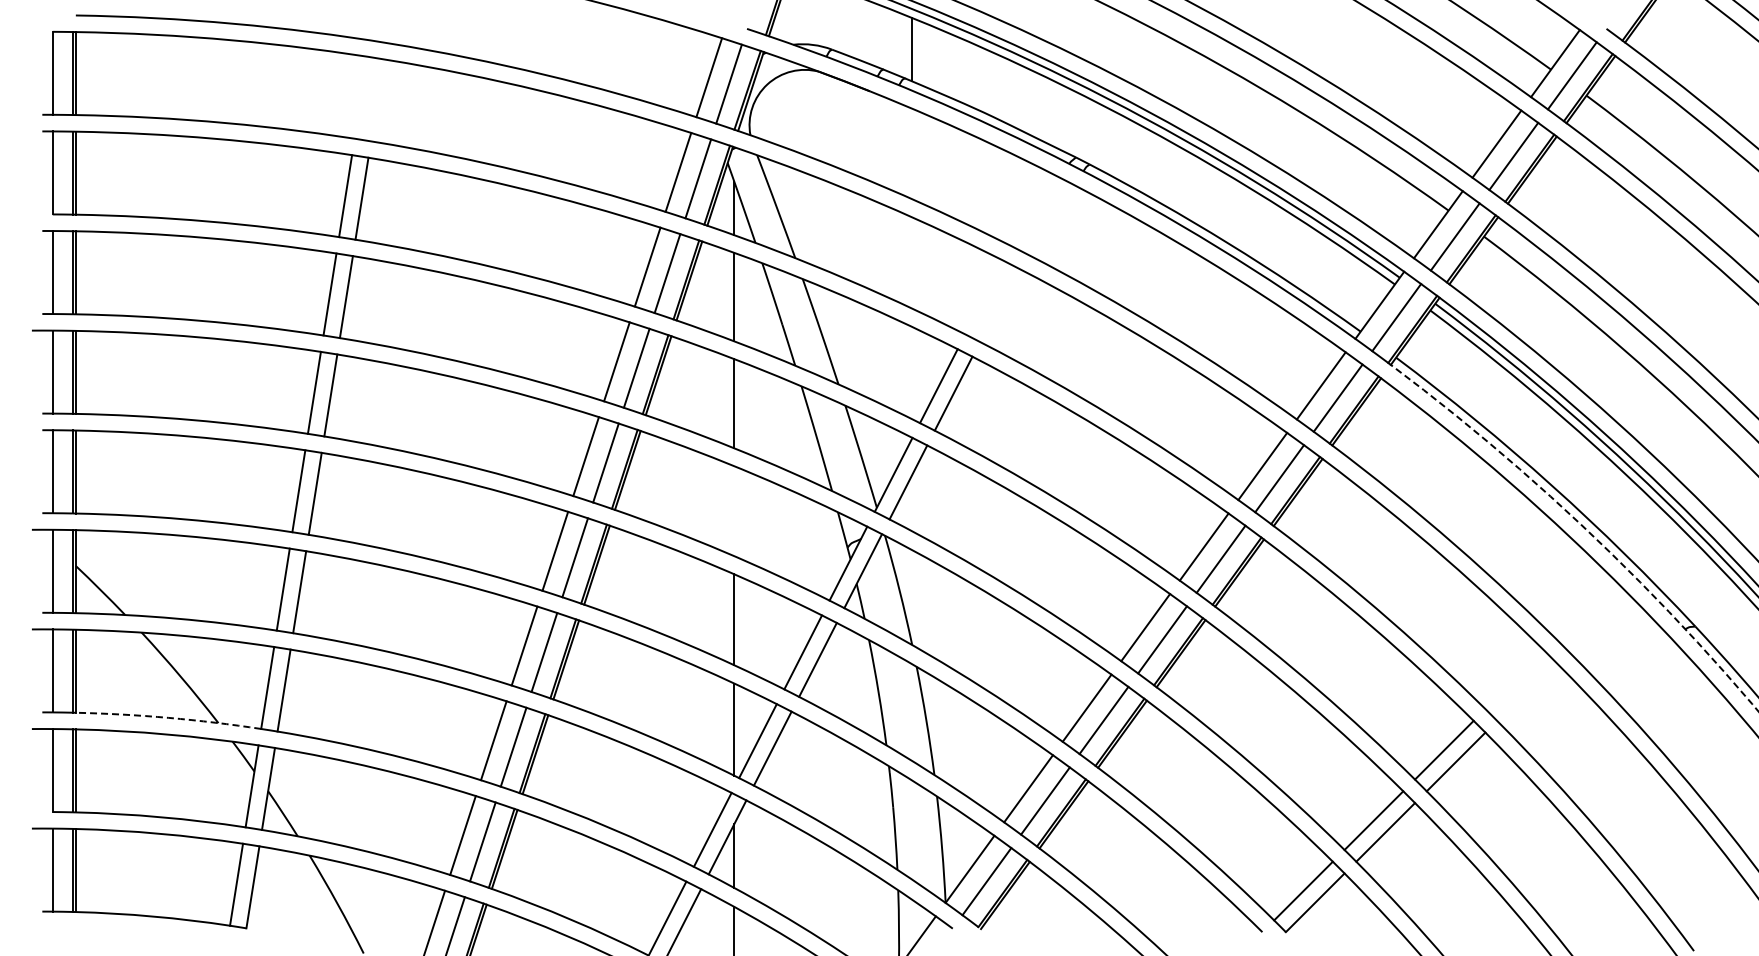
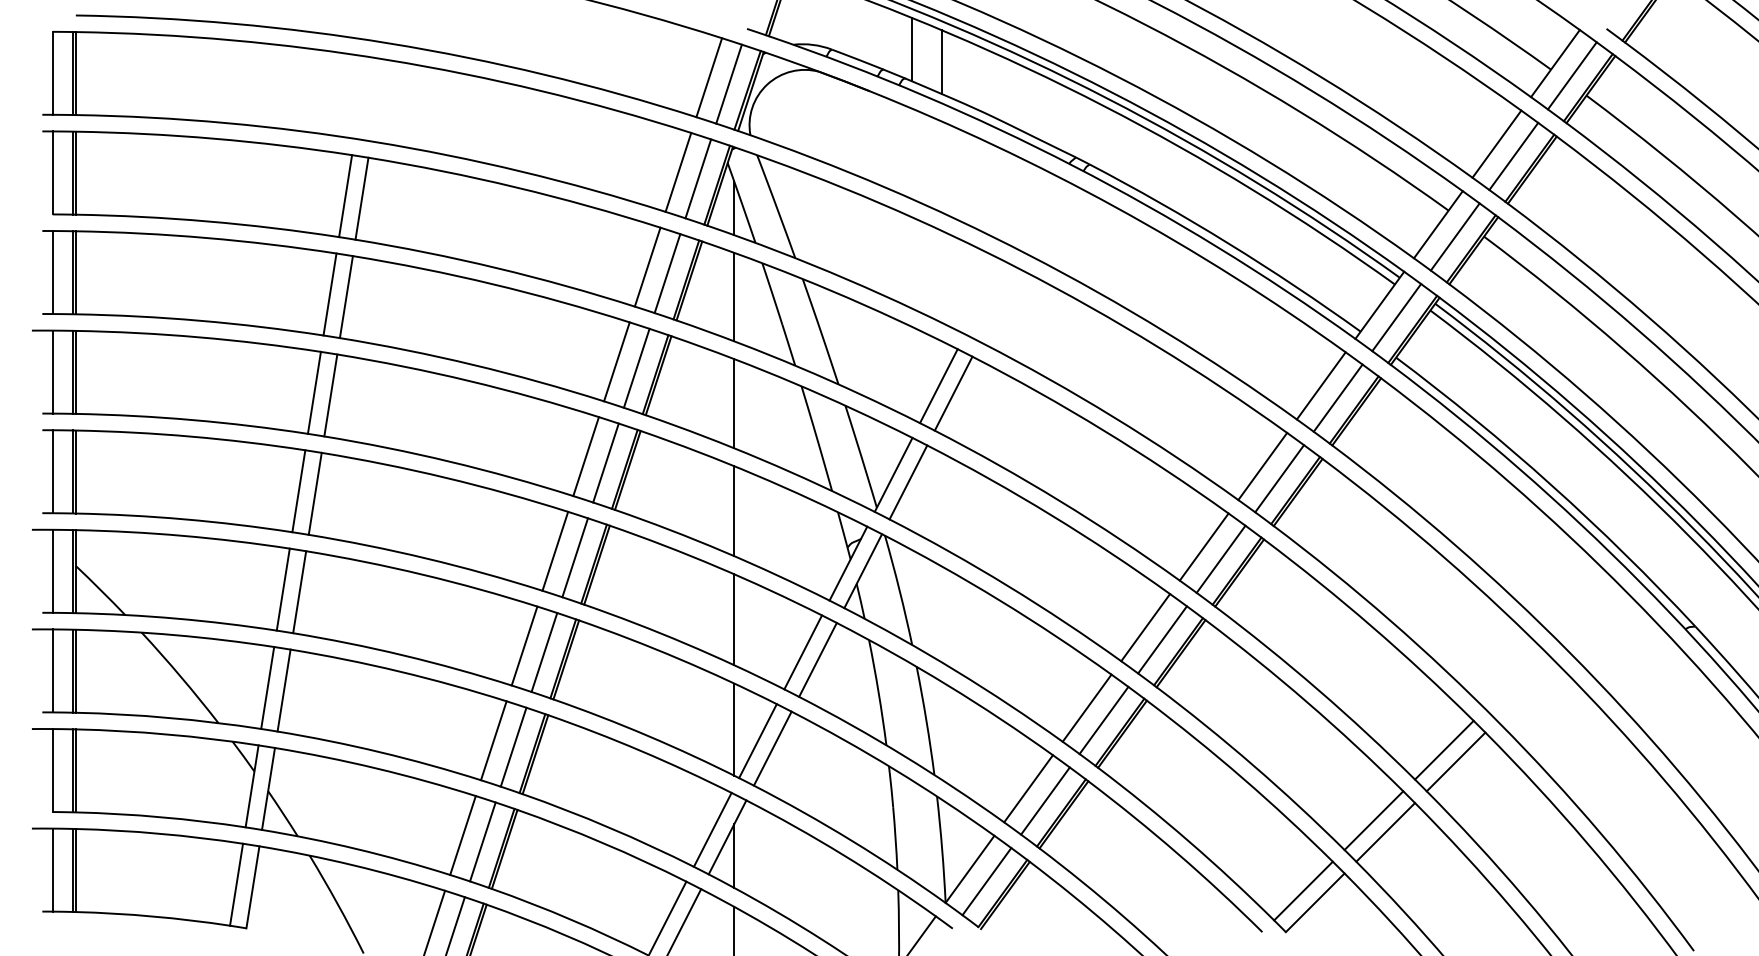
line: none -> present (941, 62)
line: none -> present (734, 511)
arc: dashed -> solid (1584, 528)
arc: dashed -> solid (168, 717)
